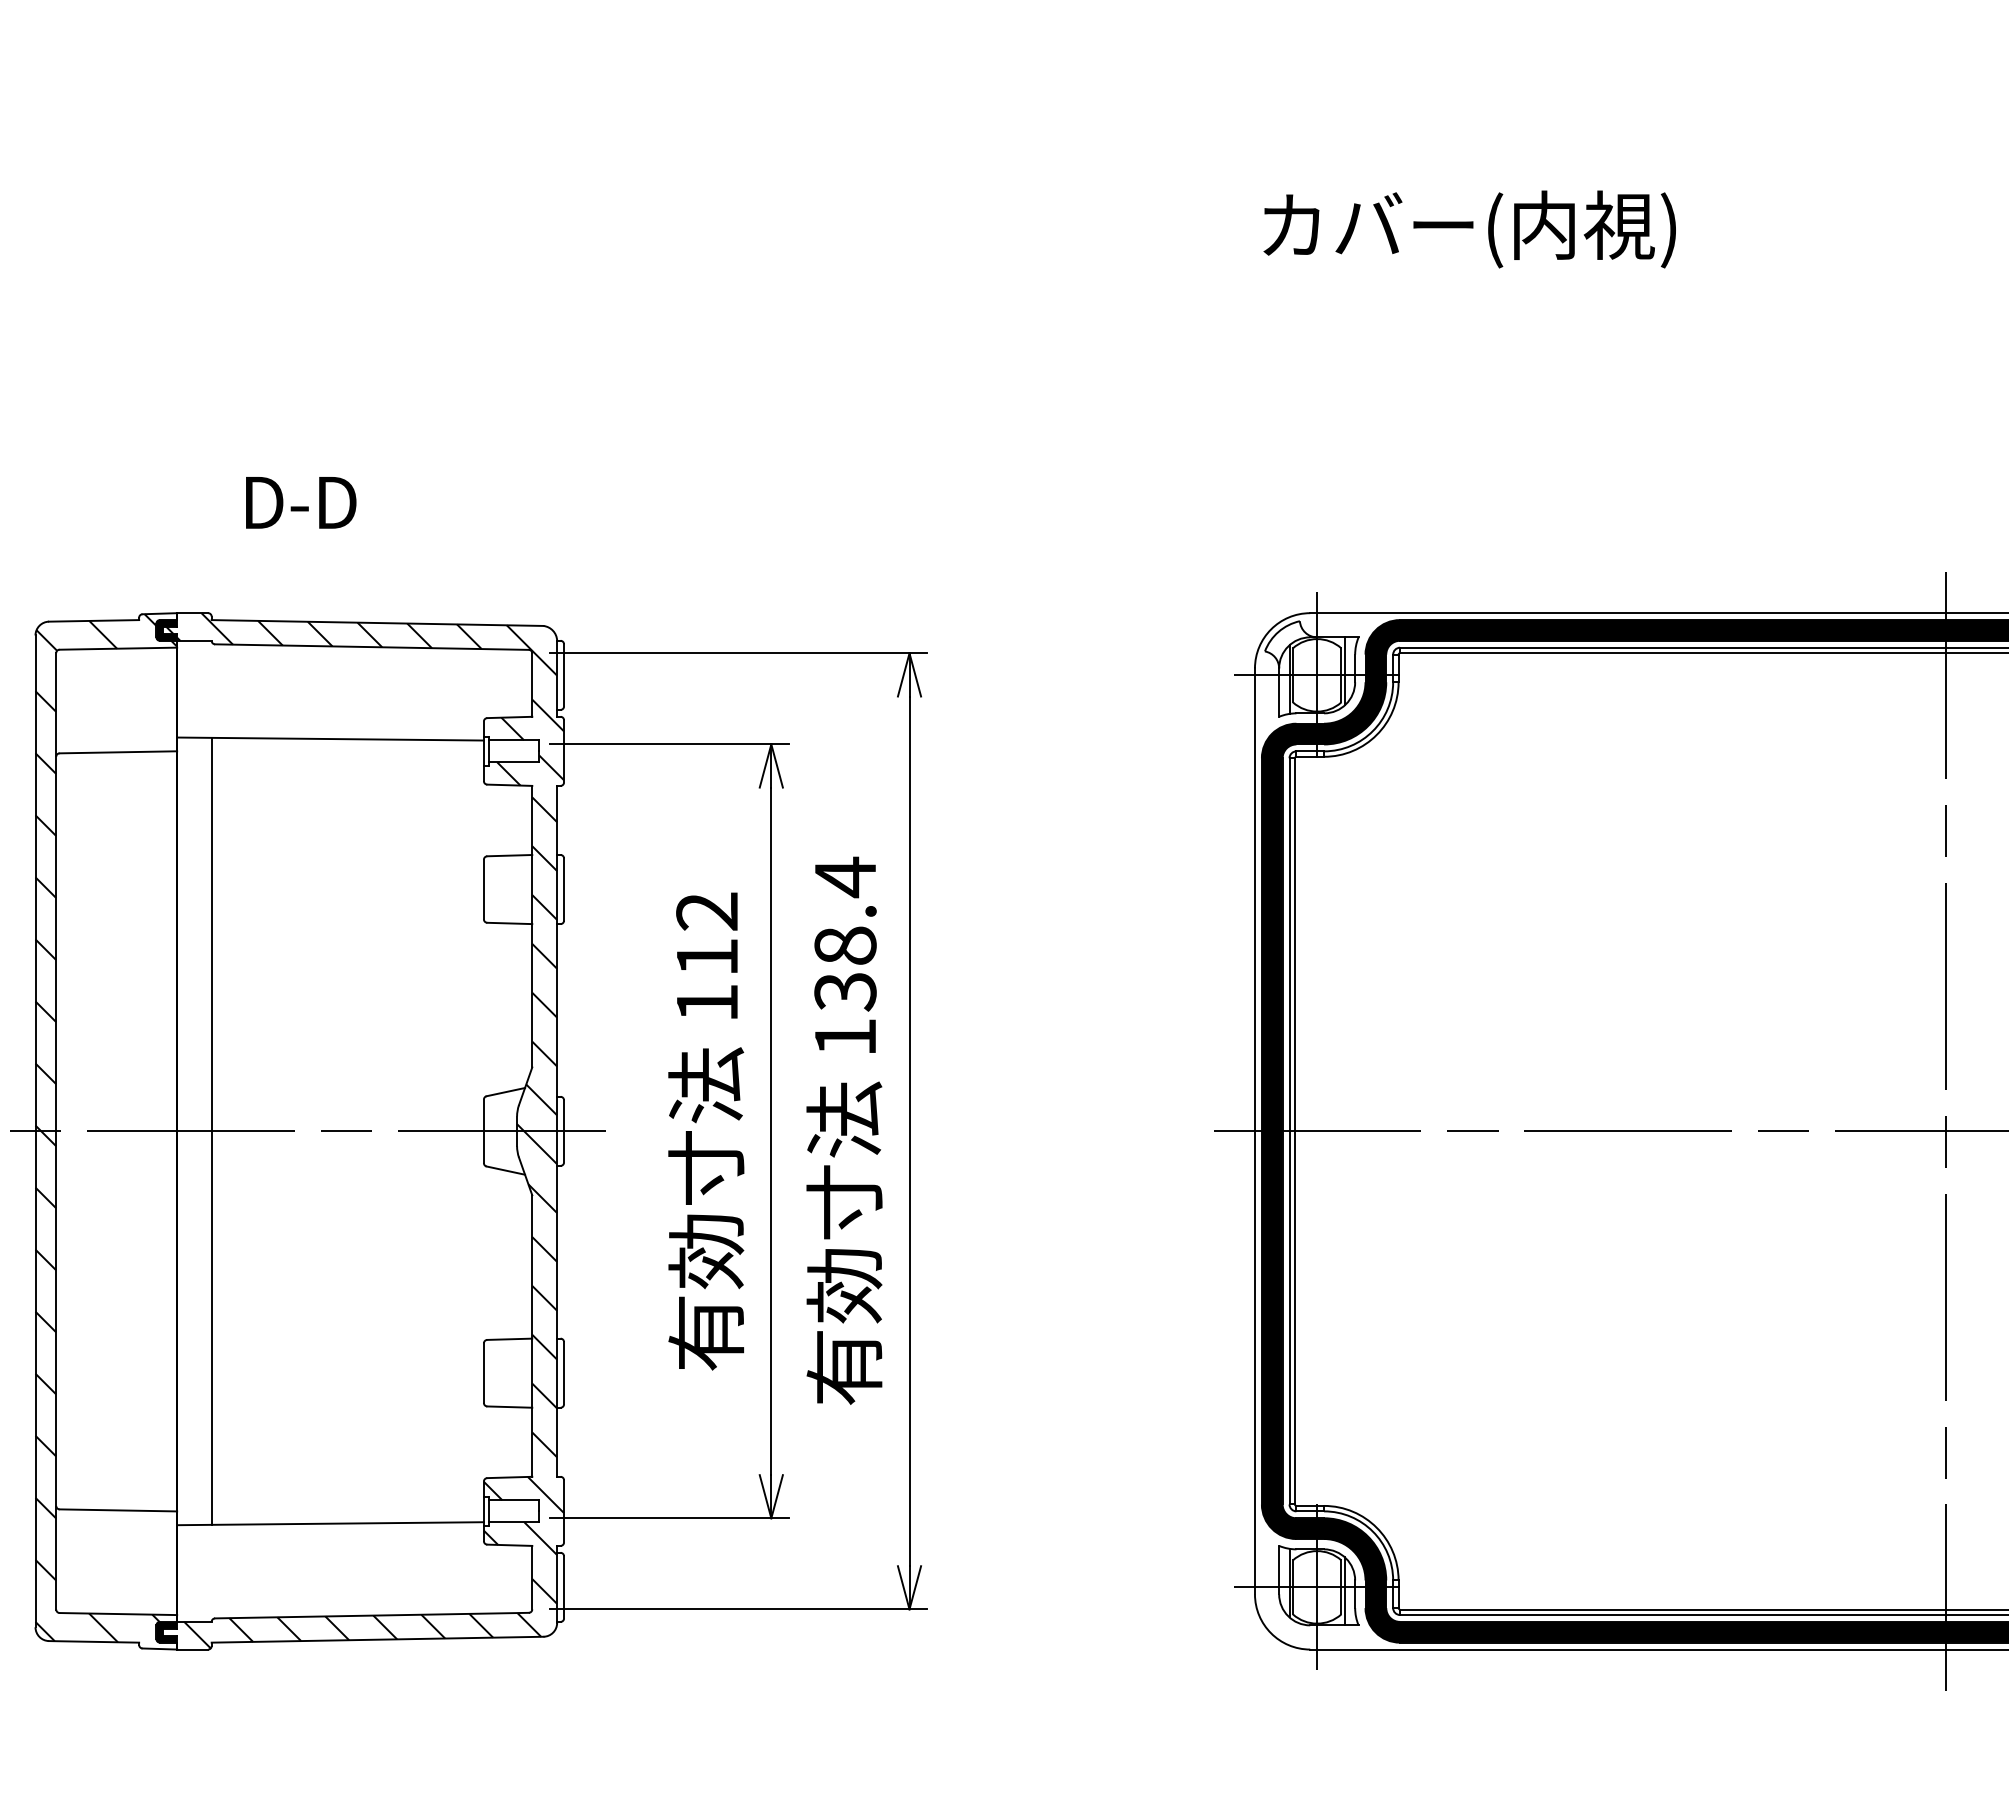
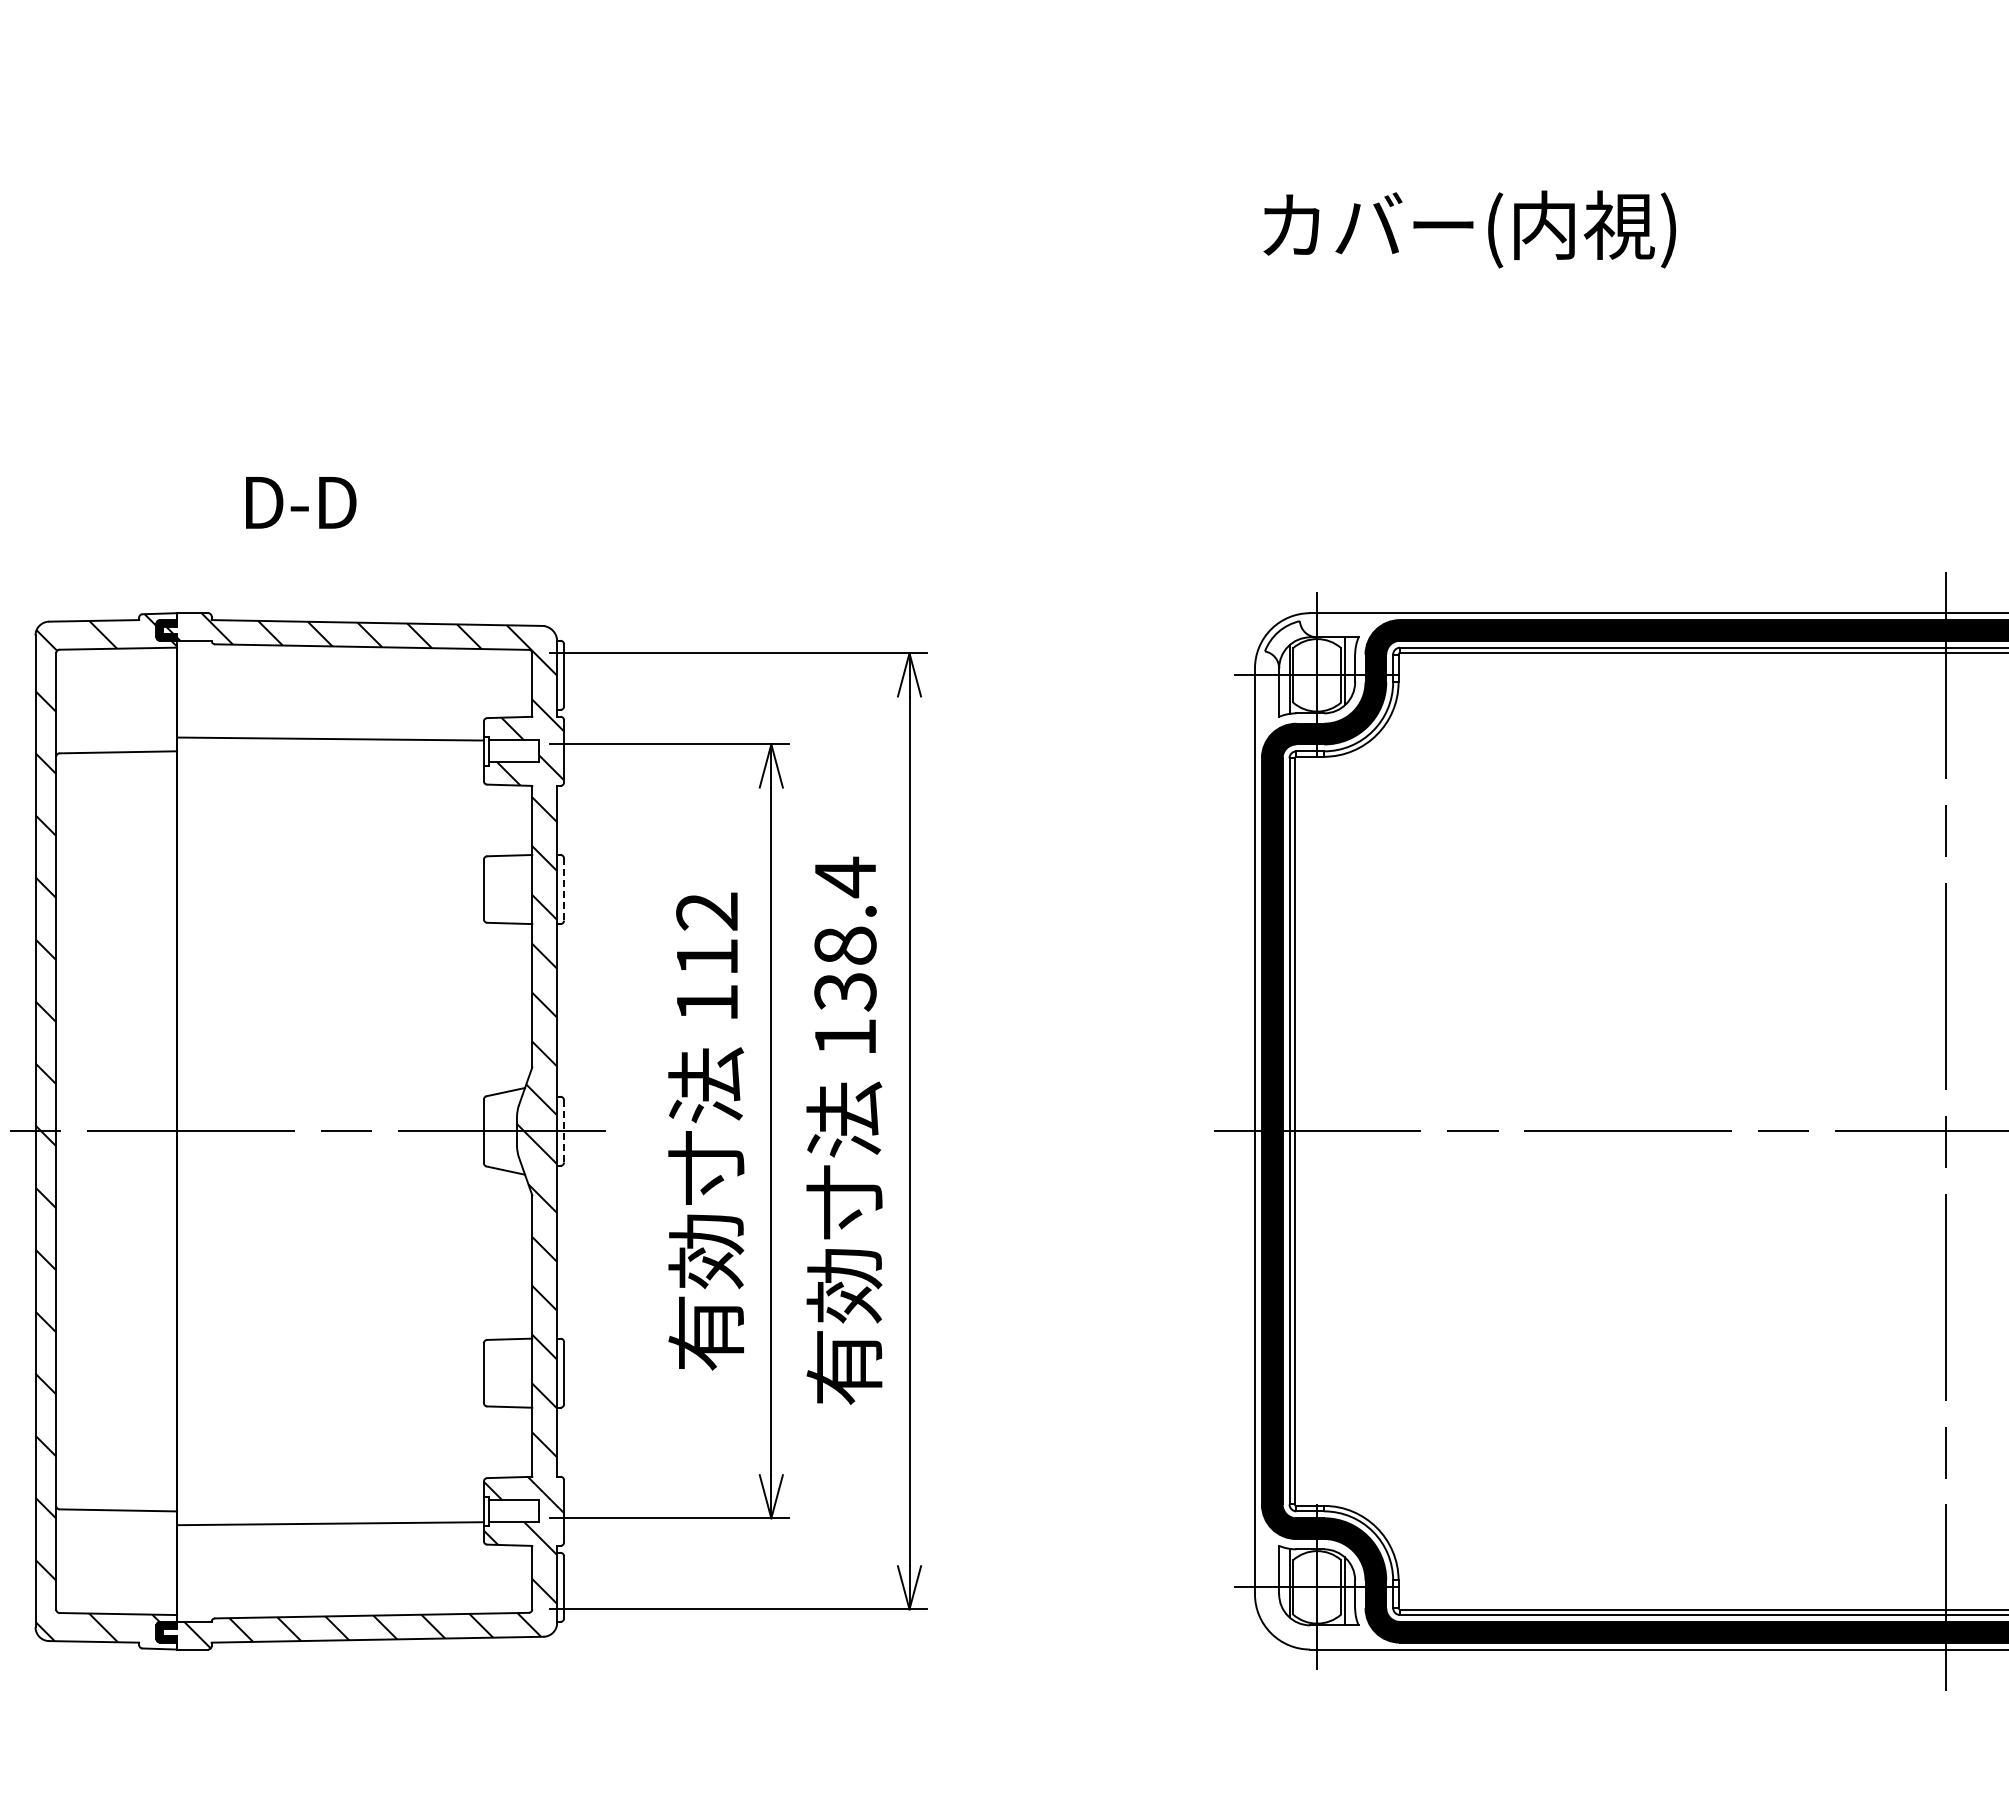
line: solid -> dashed (564, 890)
line: present -> none (211, 1130)
line: solid -> dashed (564, 1131)
